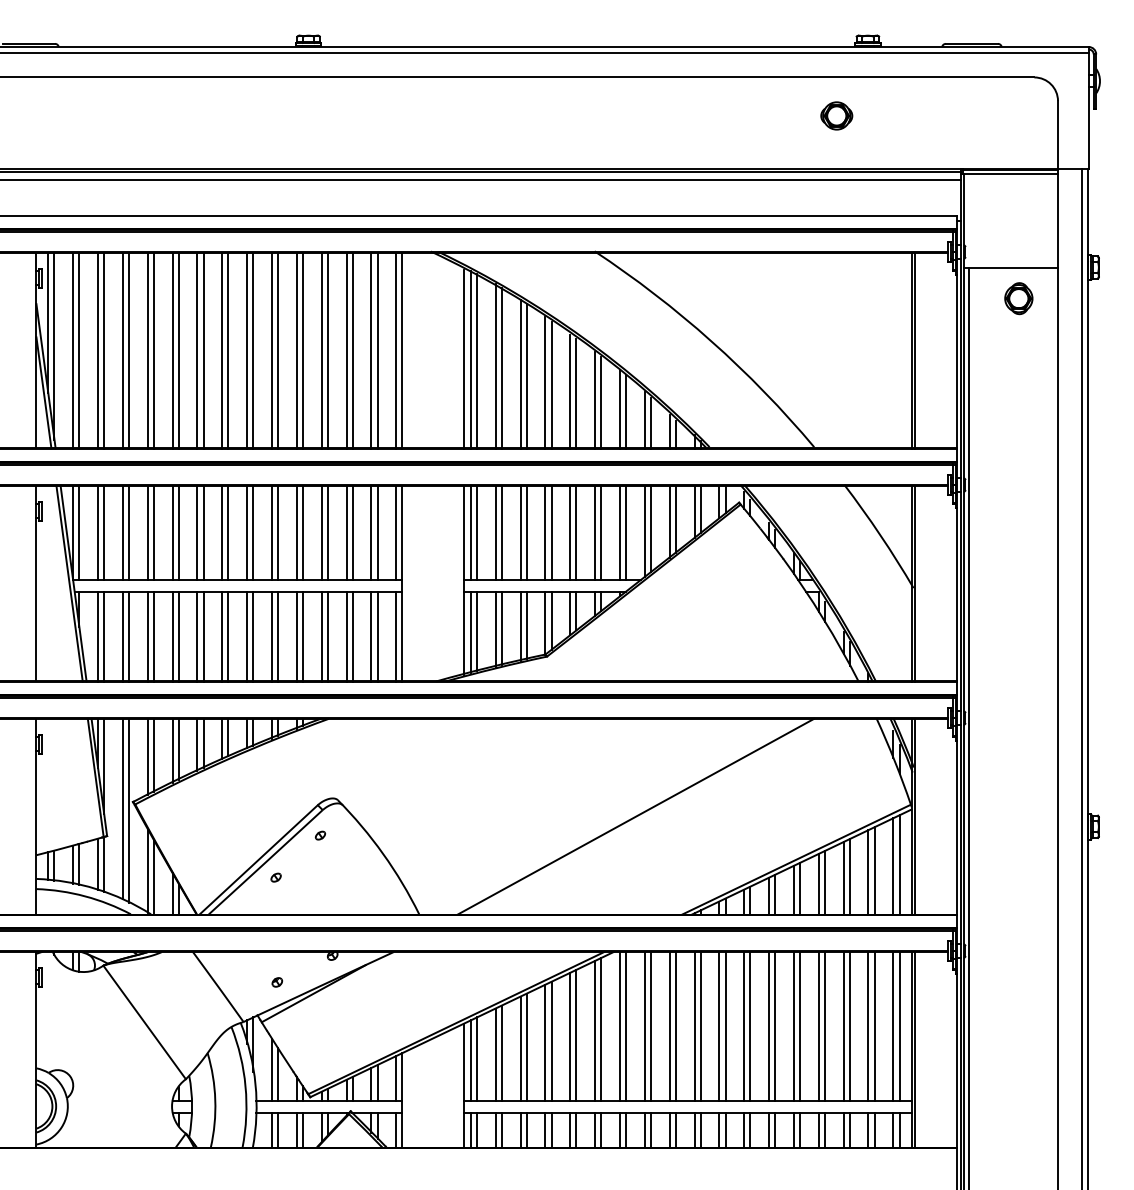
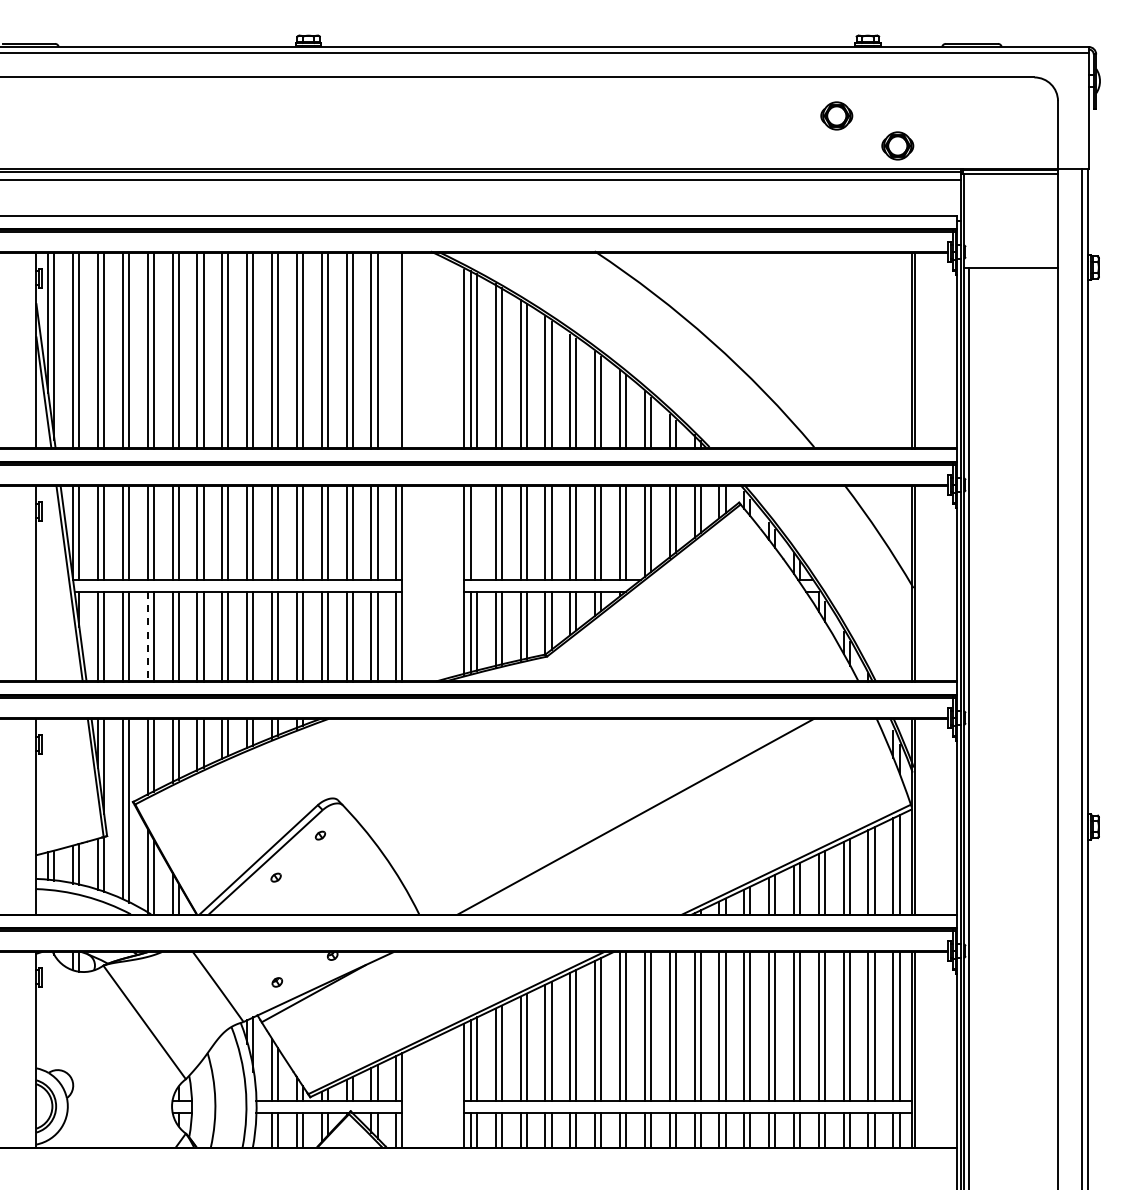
part: none -> present (897, 145)
part: present -> none (1018, 298)
line: present -> none (396, 350)
line: present -> none (477, 532)
line: solid -> dashed (147, 636)
